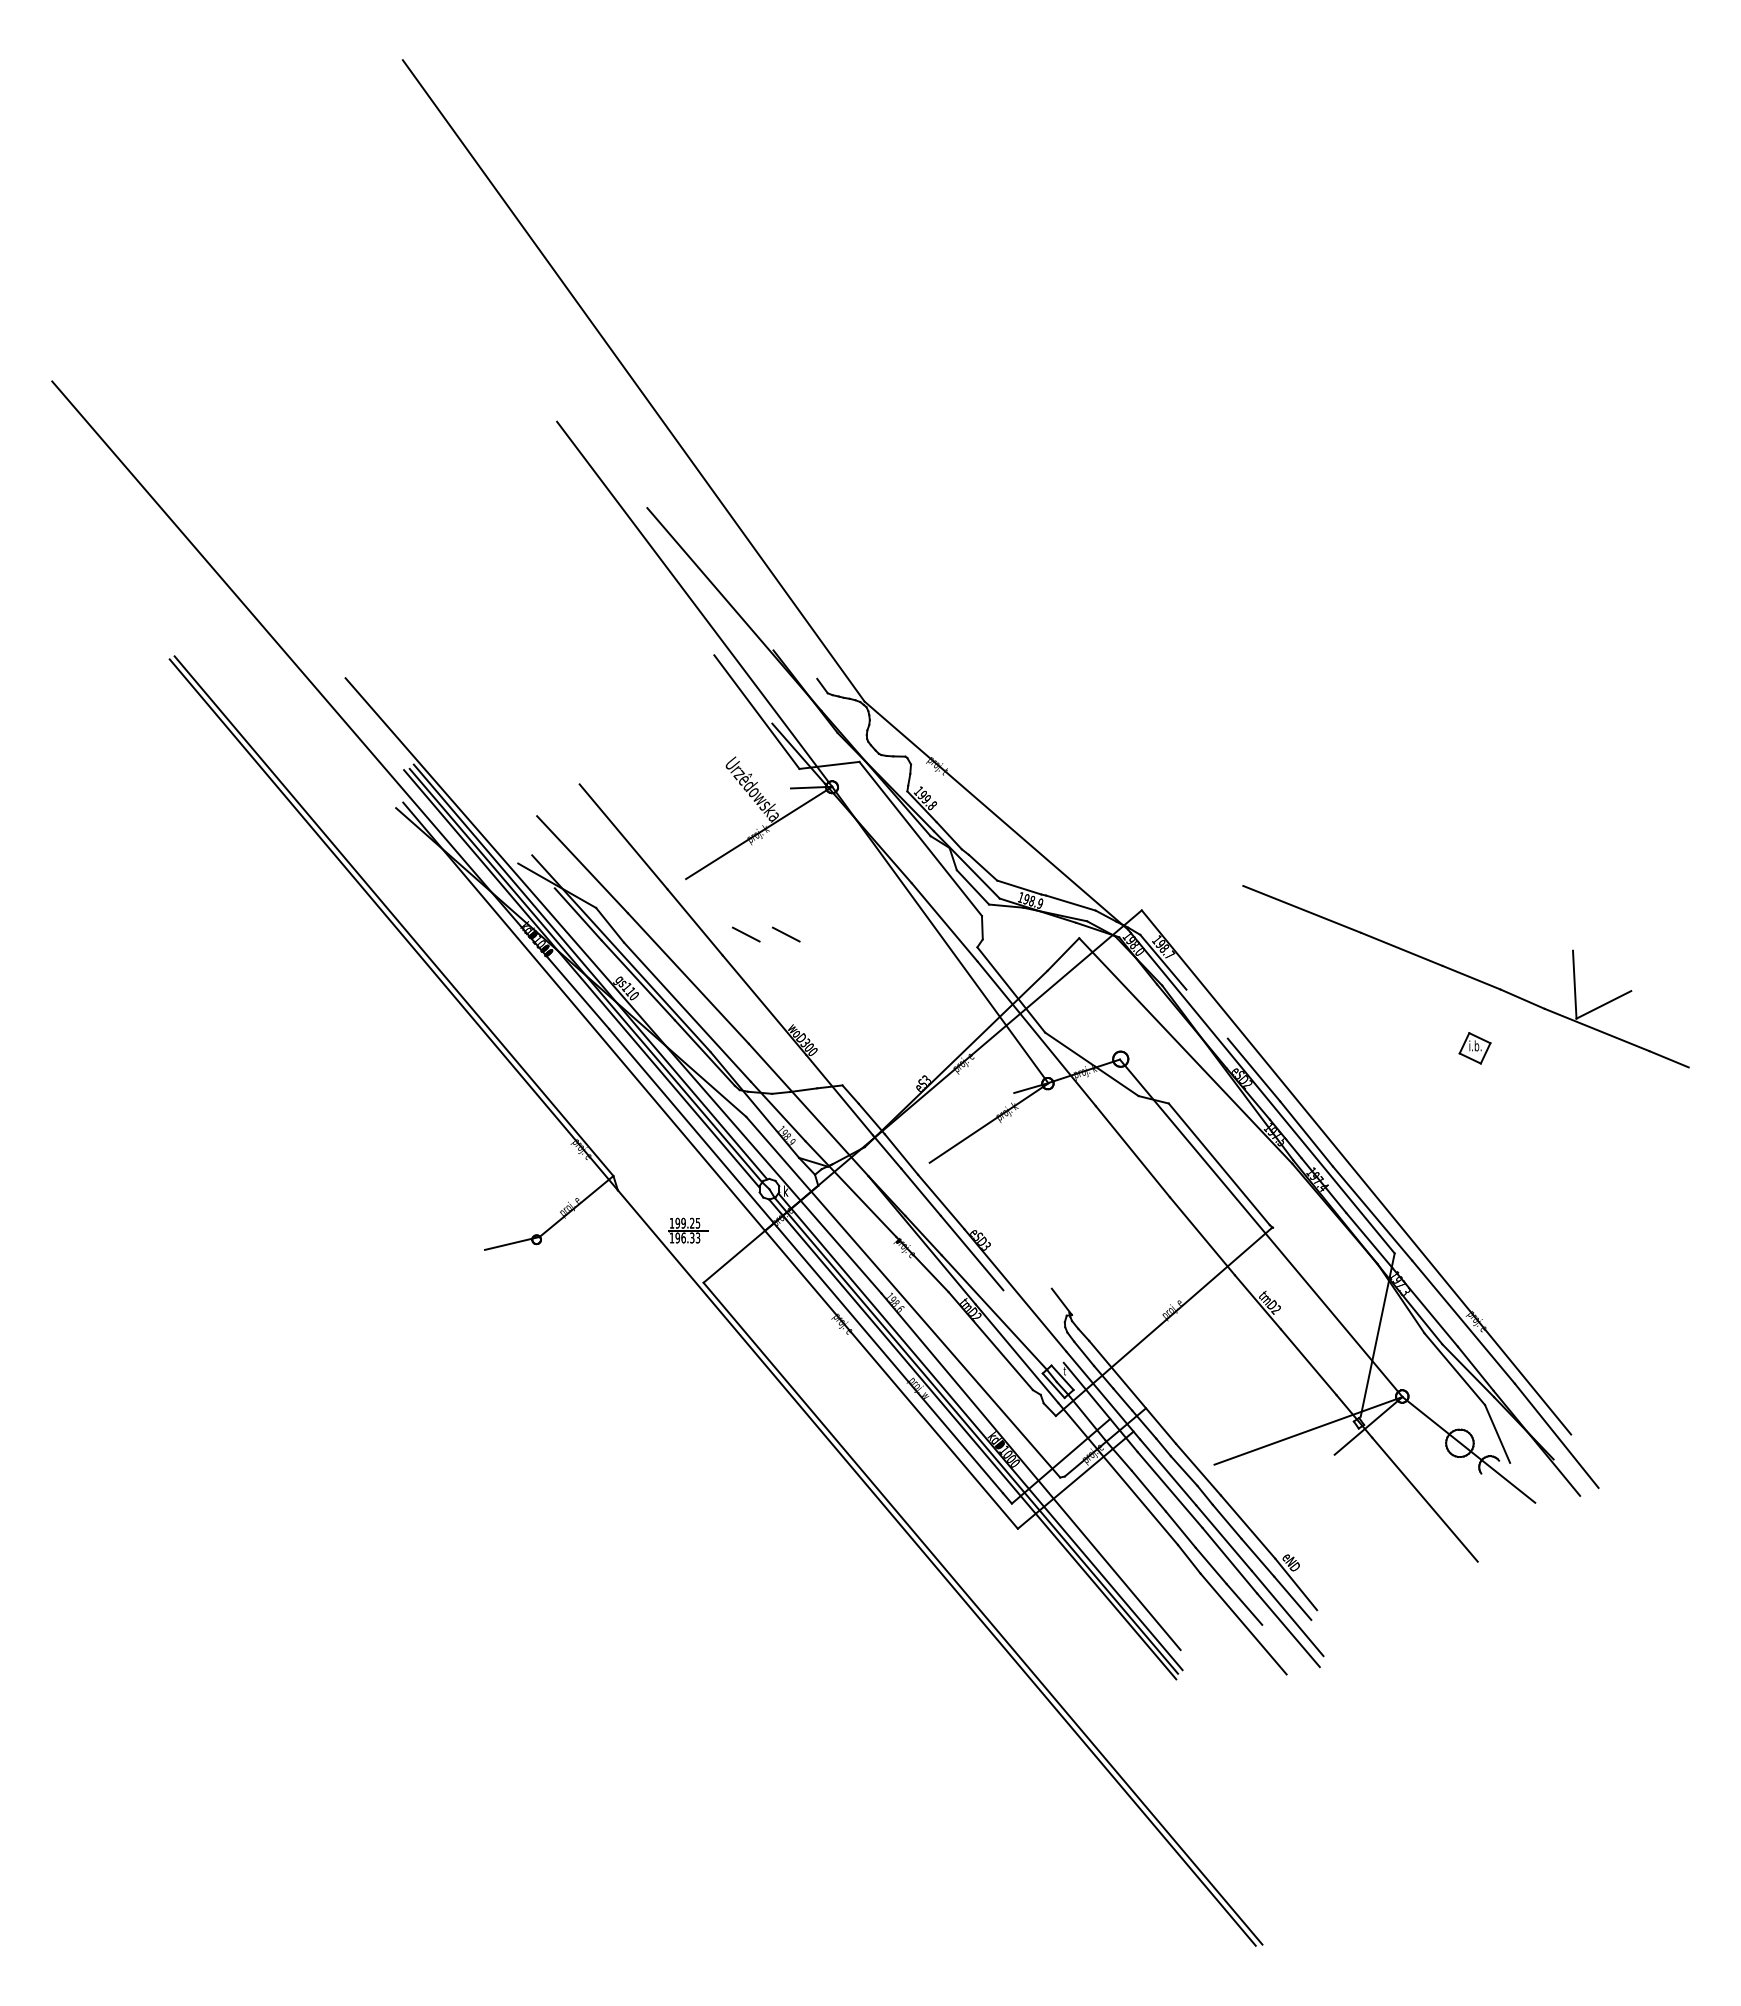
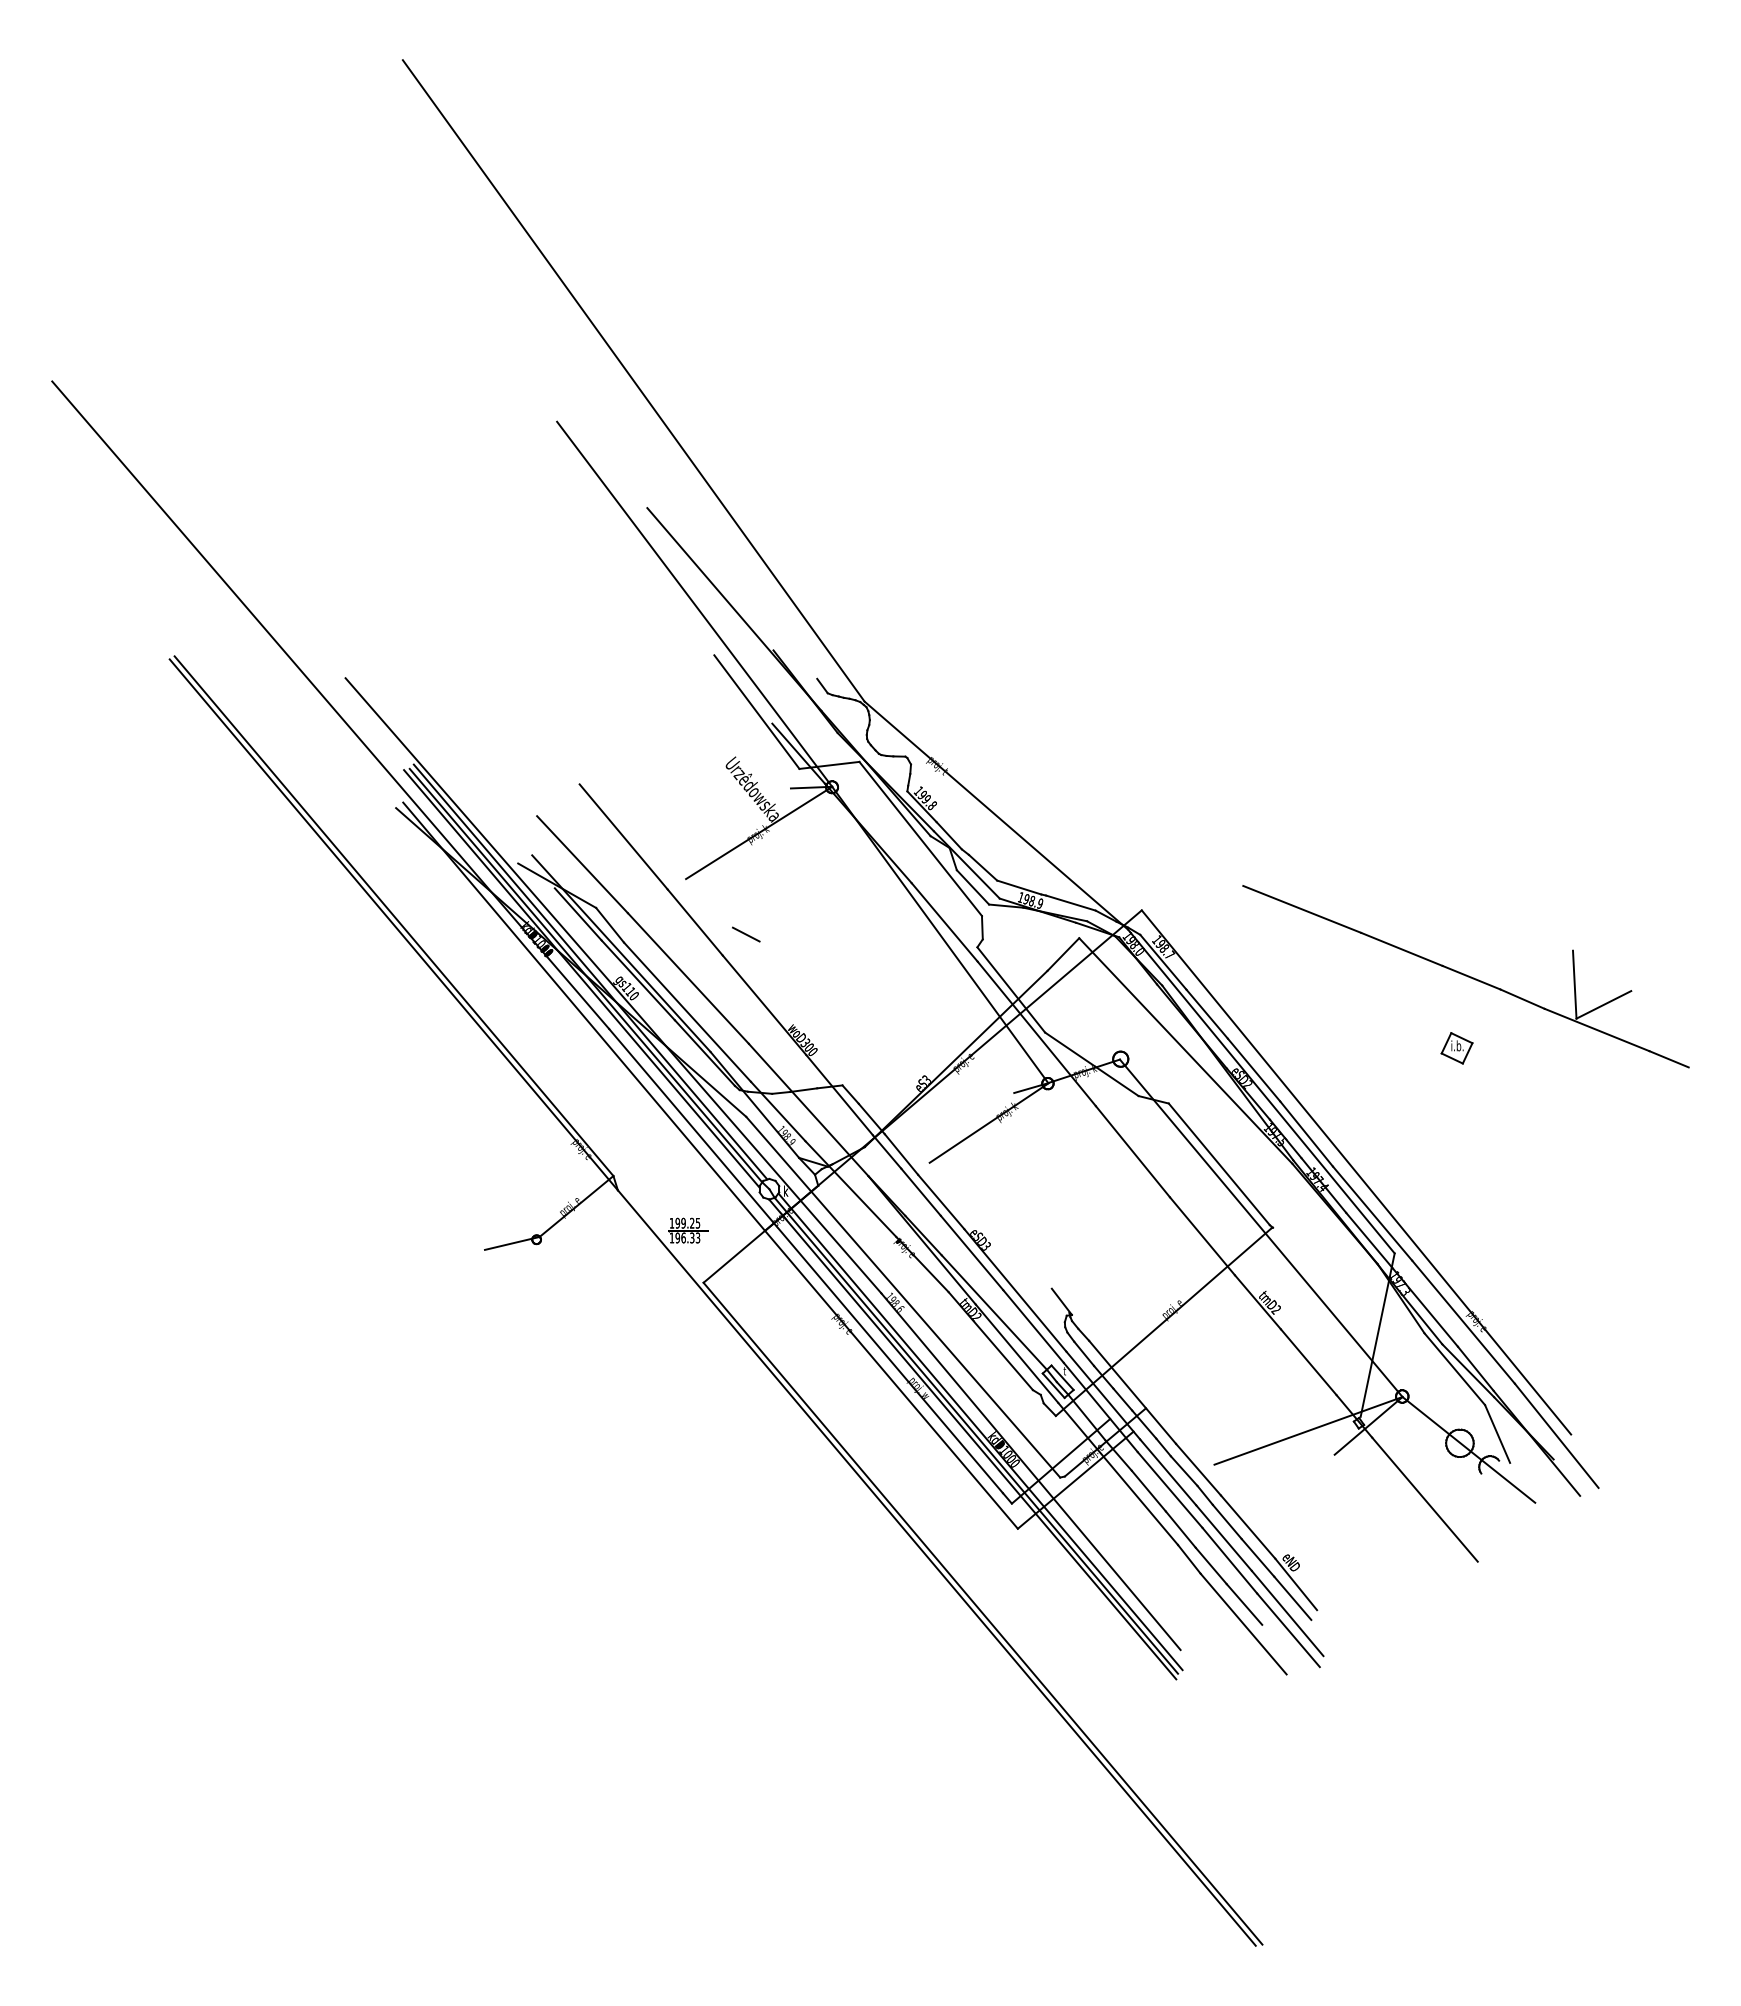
line: present -> none (786, 934)
line: none -> present (1206, 1013)
part position: (1474, 1048) -> (1456, 1048) (1456, 1048)
line: none -> present (1033, 1326)
